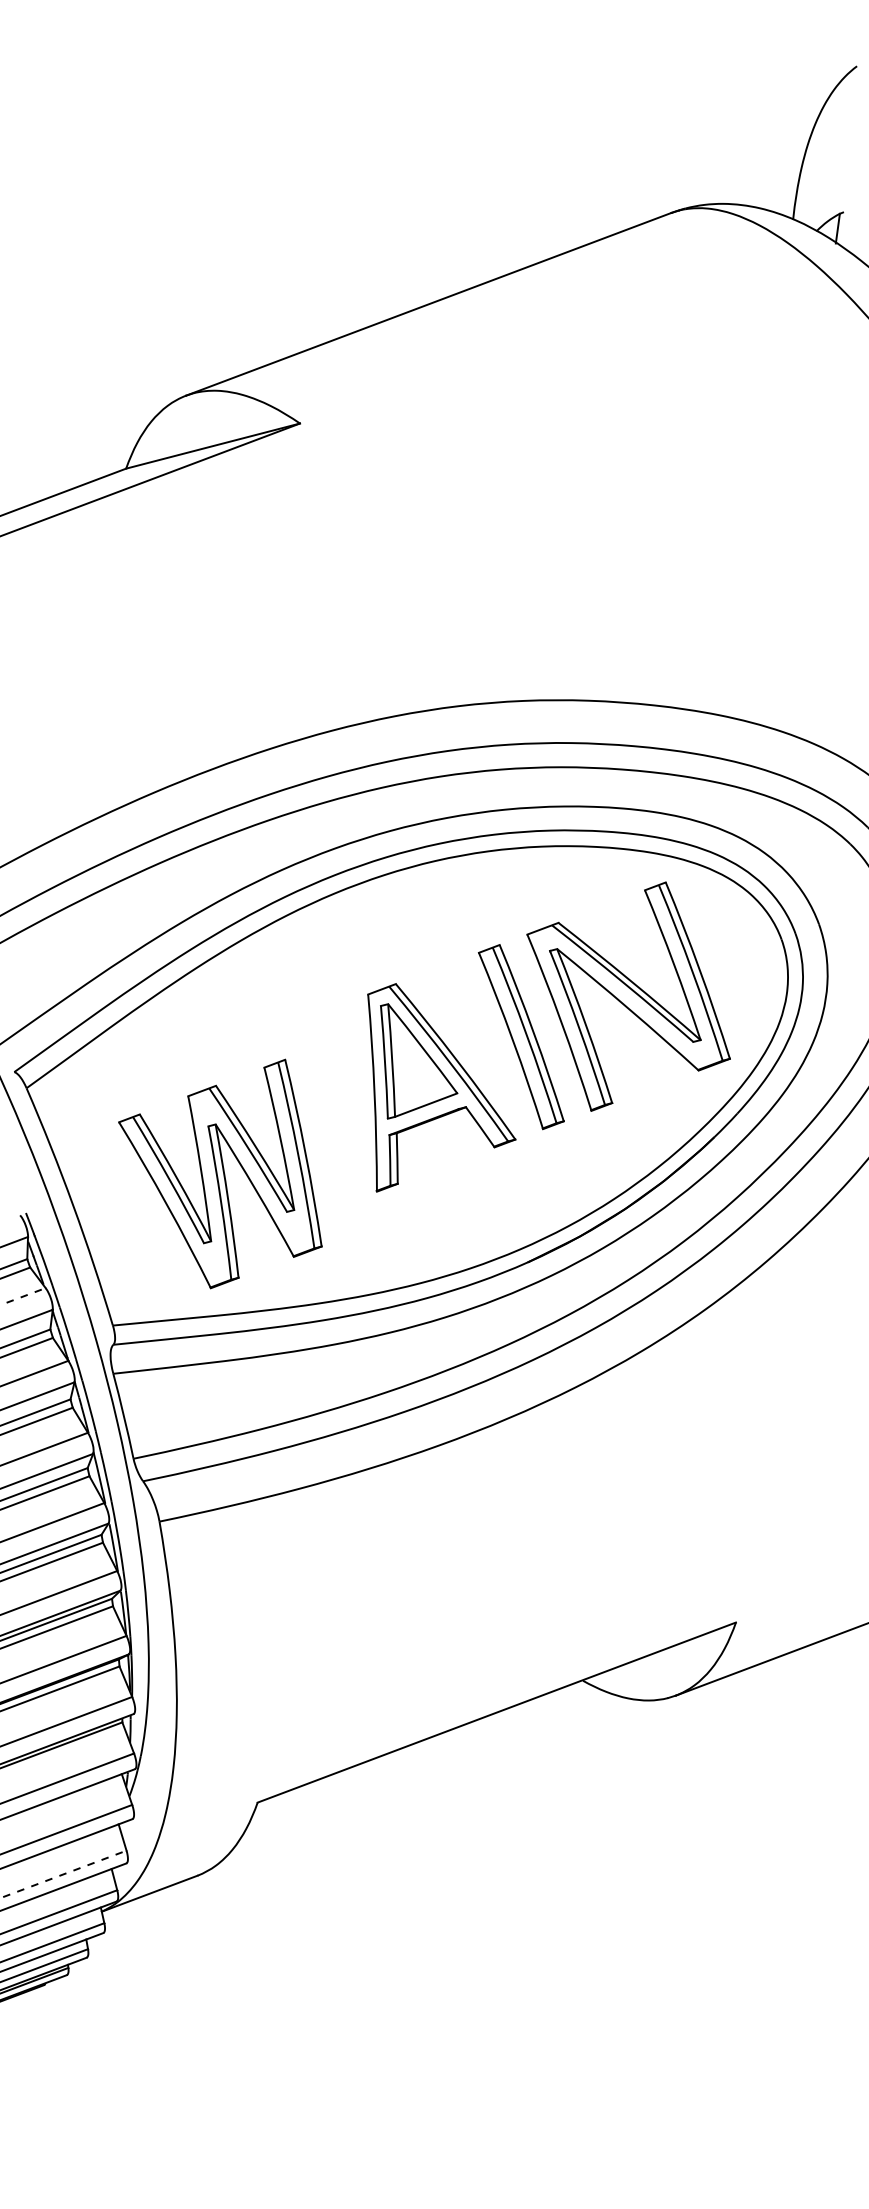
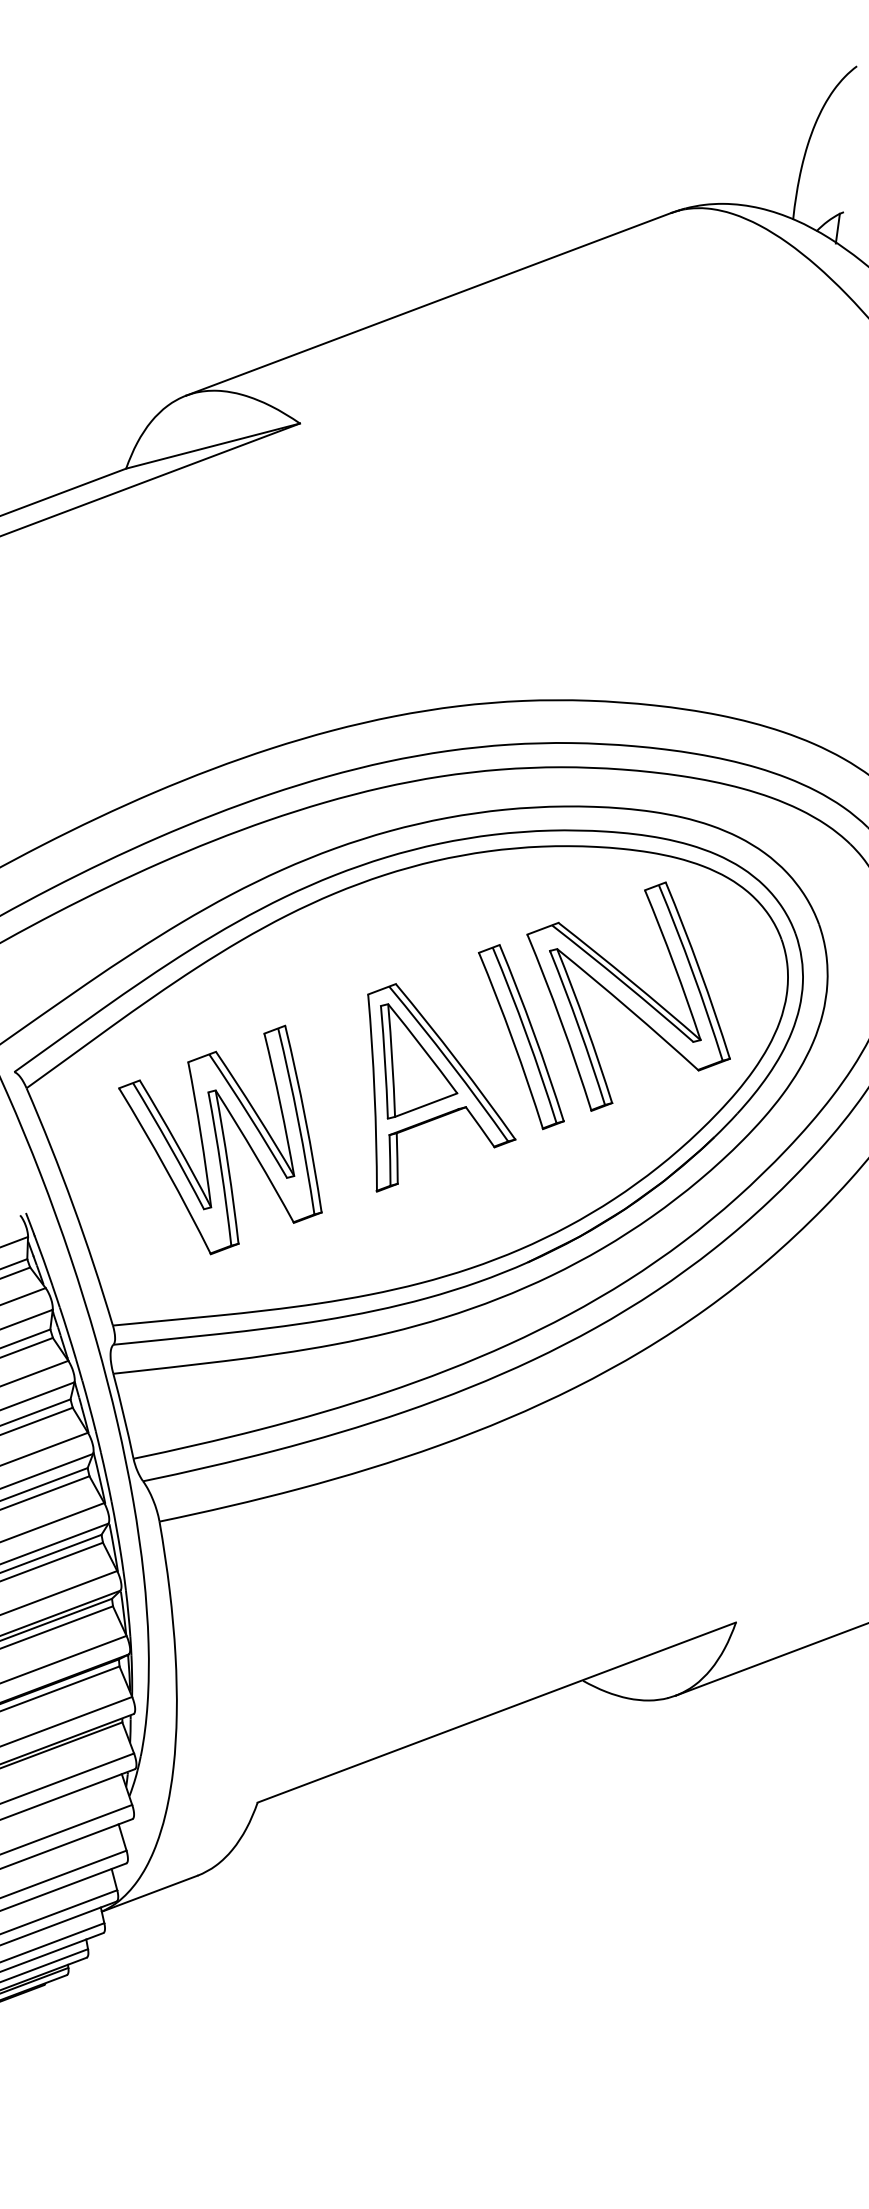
part position: (220, 1173) -> (220, 1139) (220, 1139)
line: dashed -> solid (23, 1296)
line: dashed -> solid (63, 1874)
